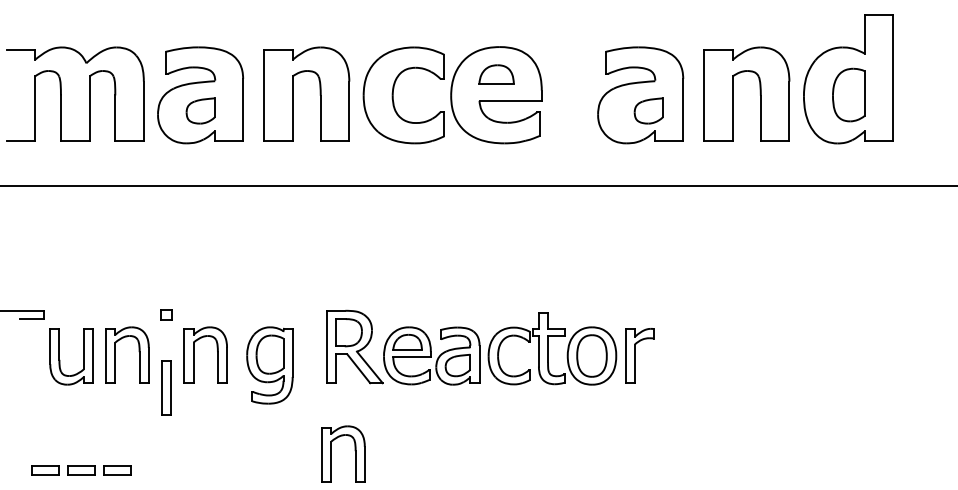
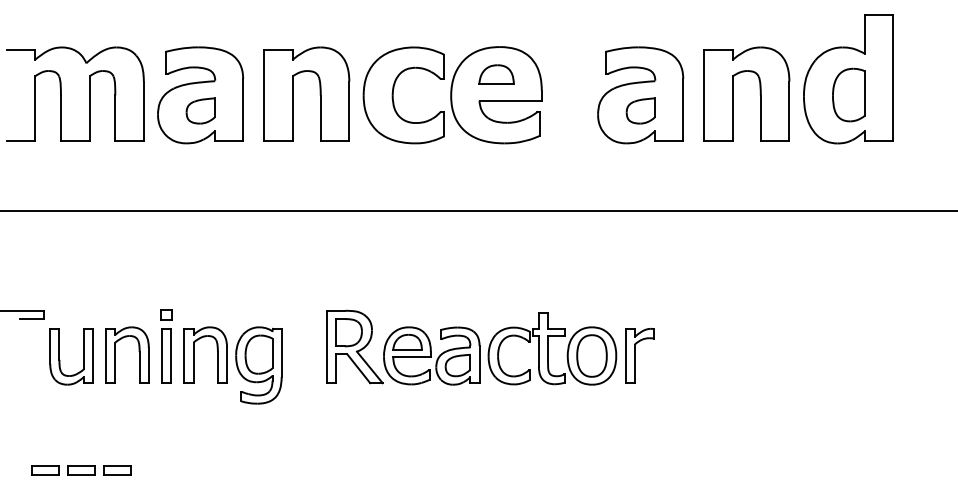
part position: (648, 110) -> (640, 110) (640, 110)
line position: (478, 186) -> (478, 211) (478, 211)
part position: (269, 365) -> (258, 365) (258, 365)
part position: (166, 387) -> (166, 355) (166, 355)
part: present -> none (354, 450)
